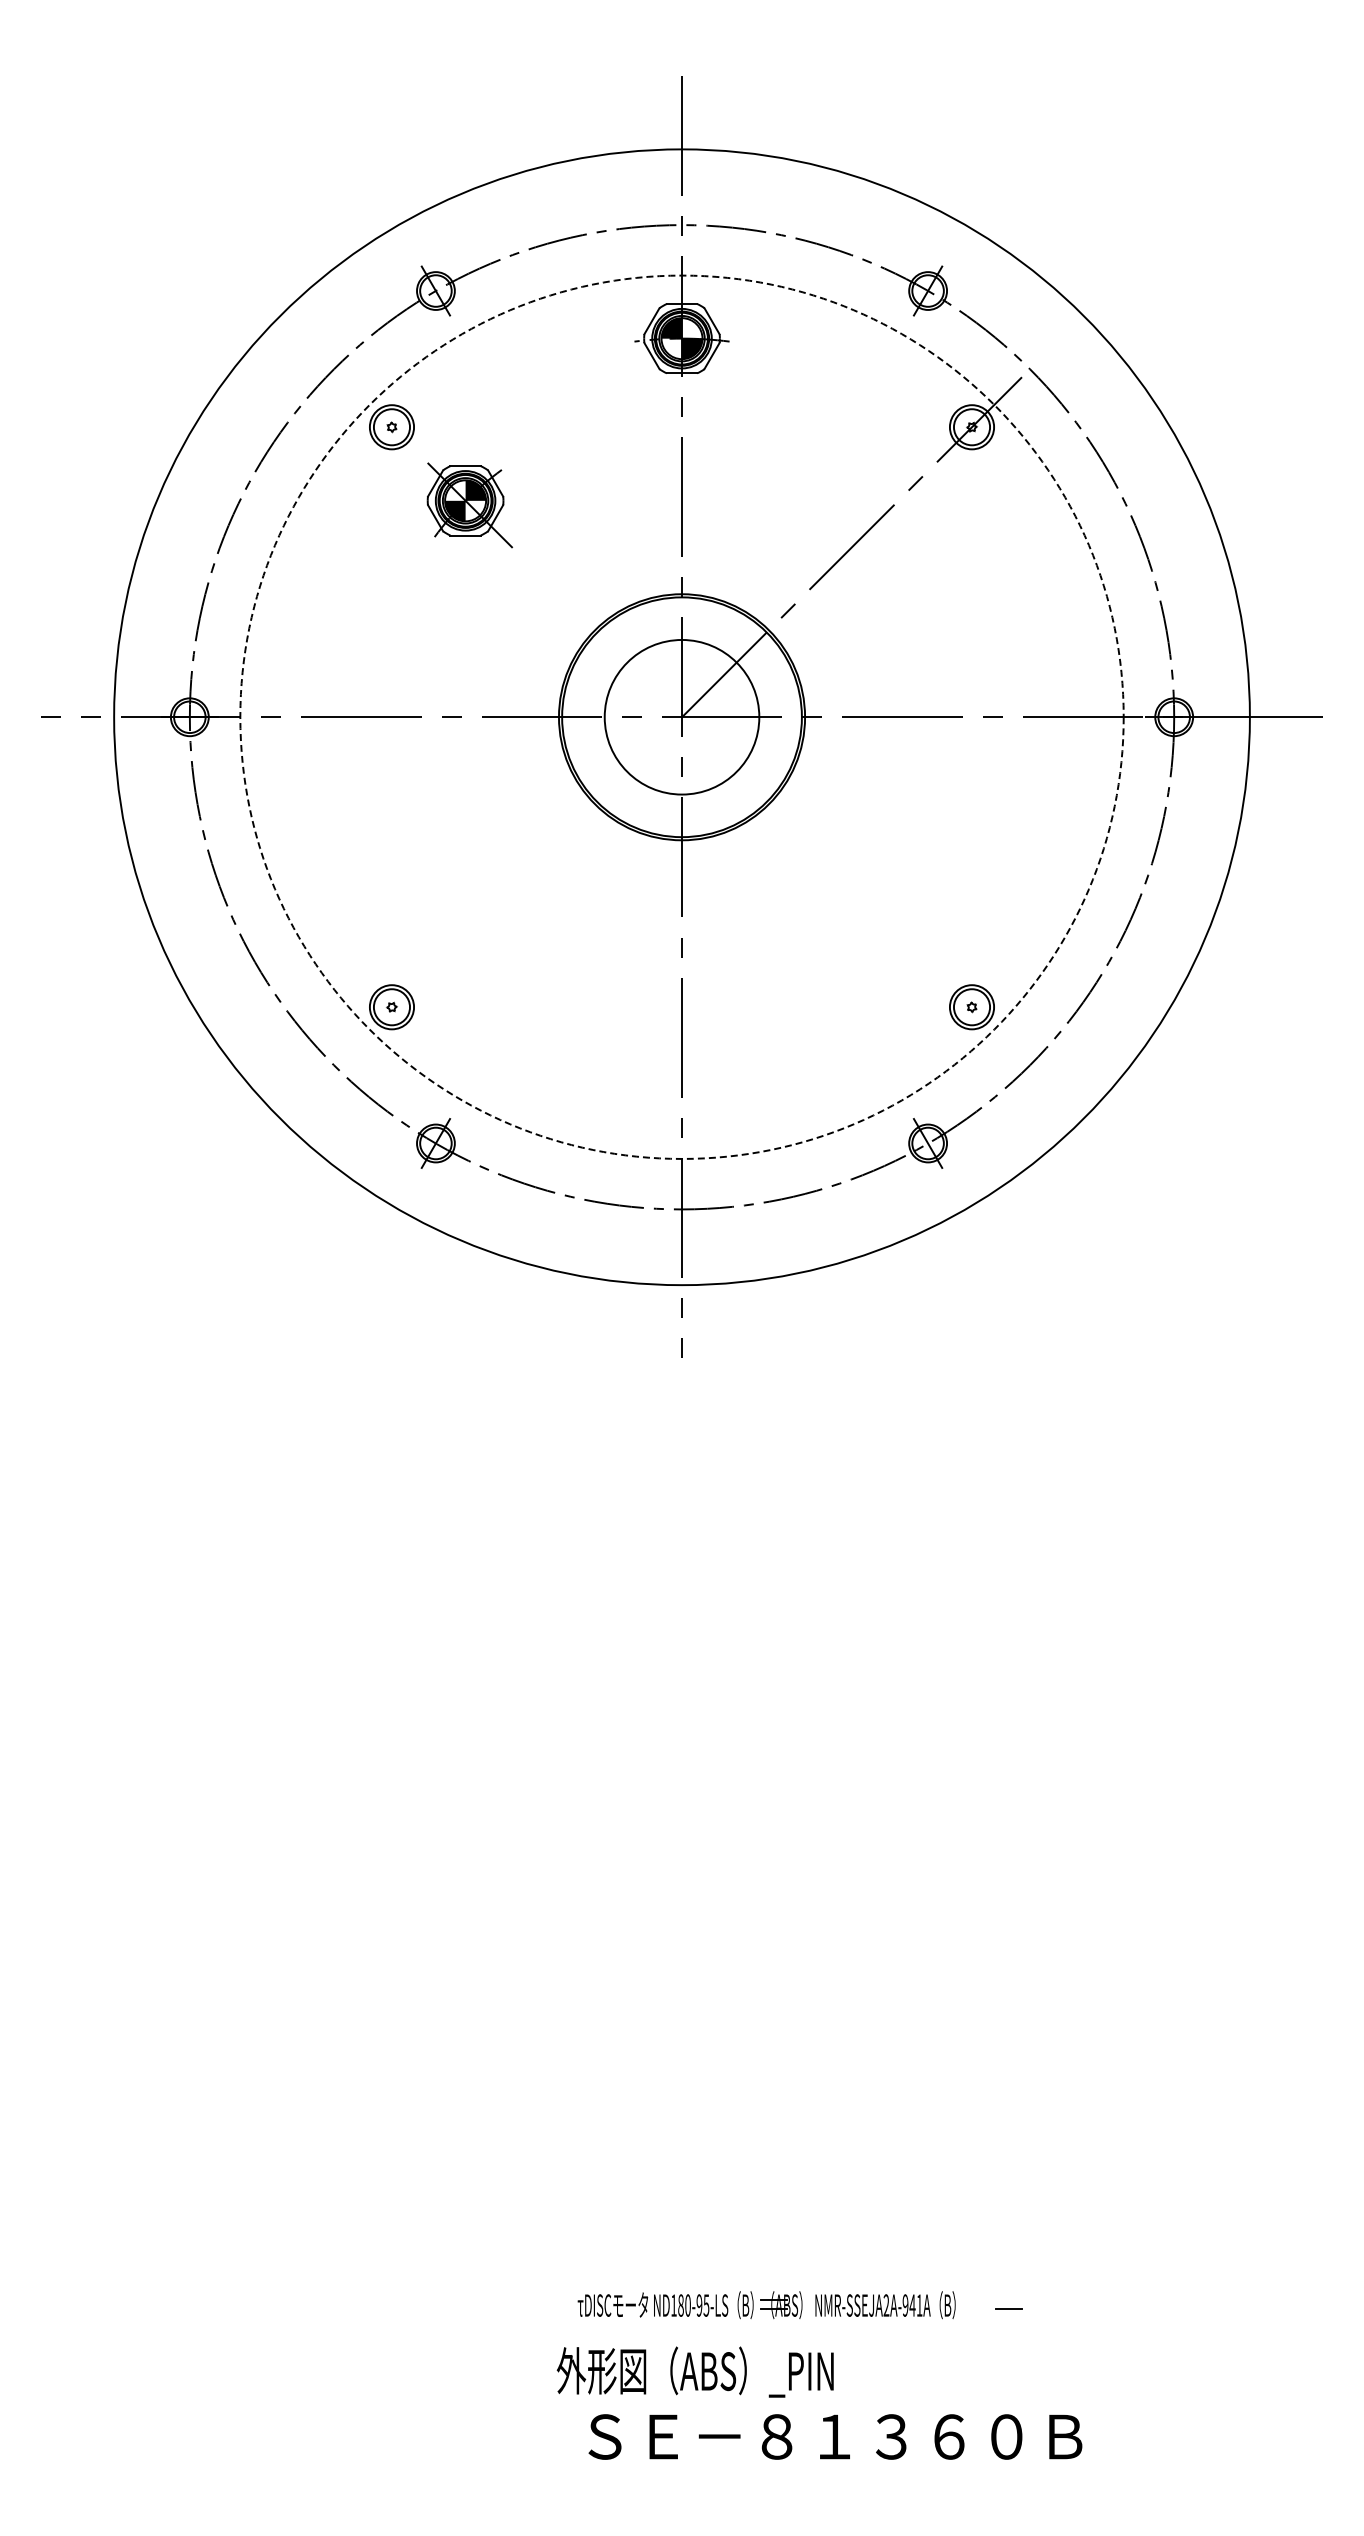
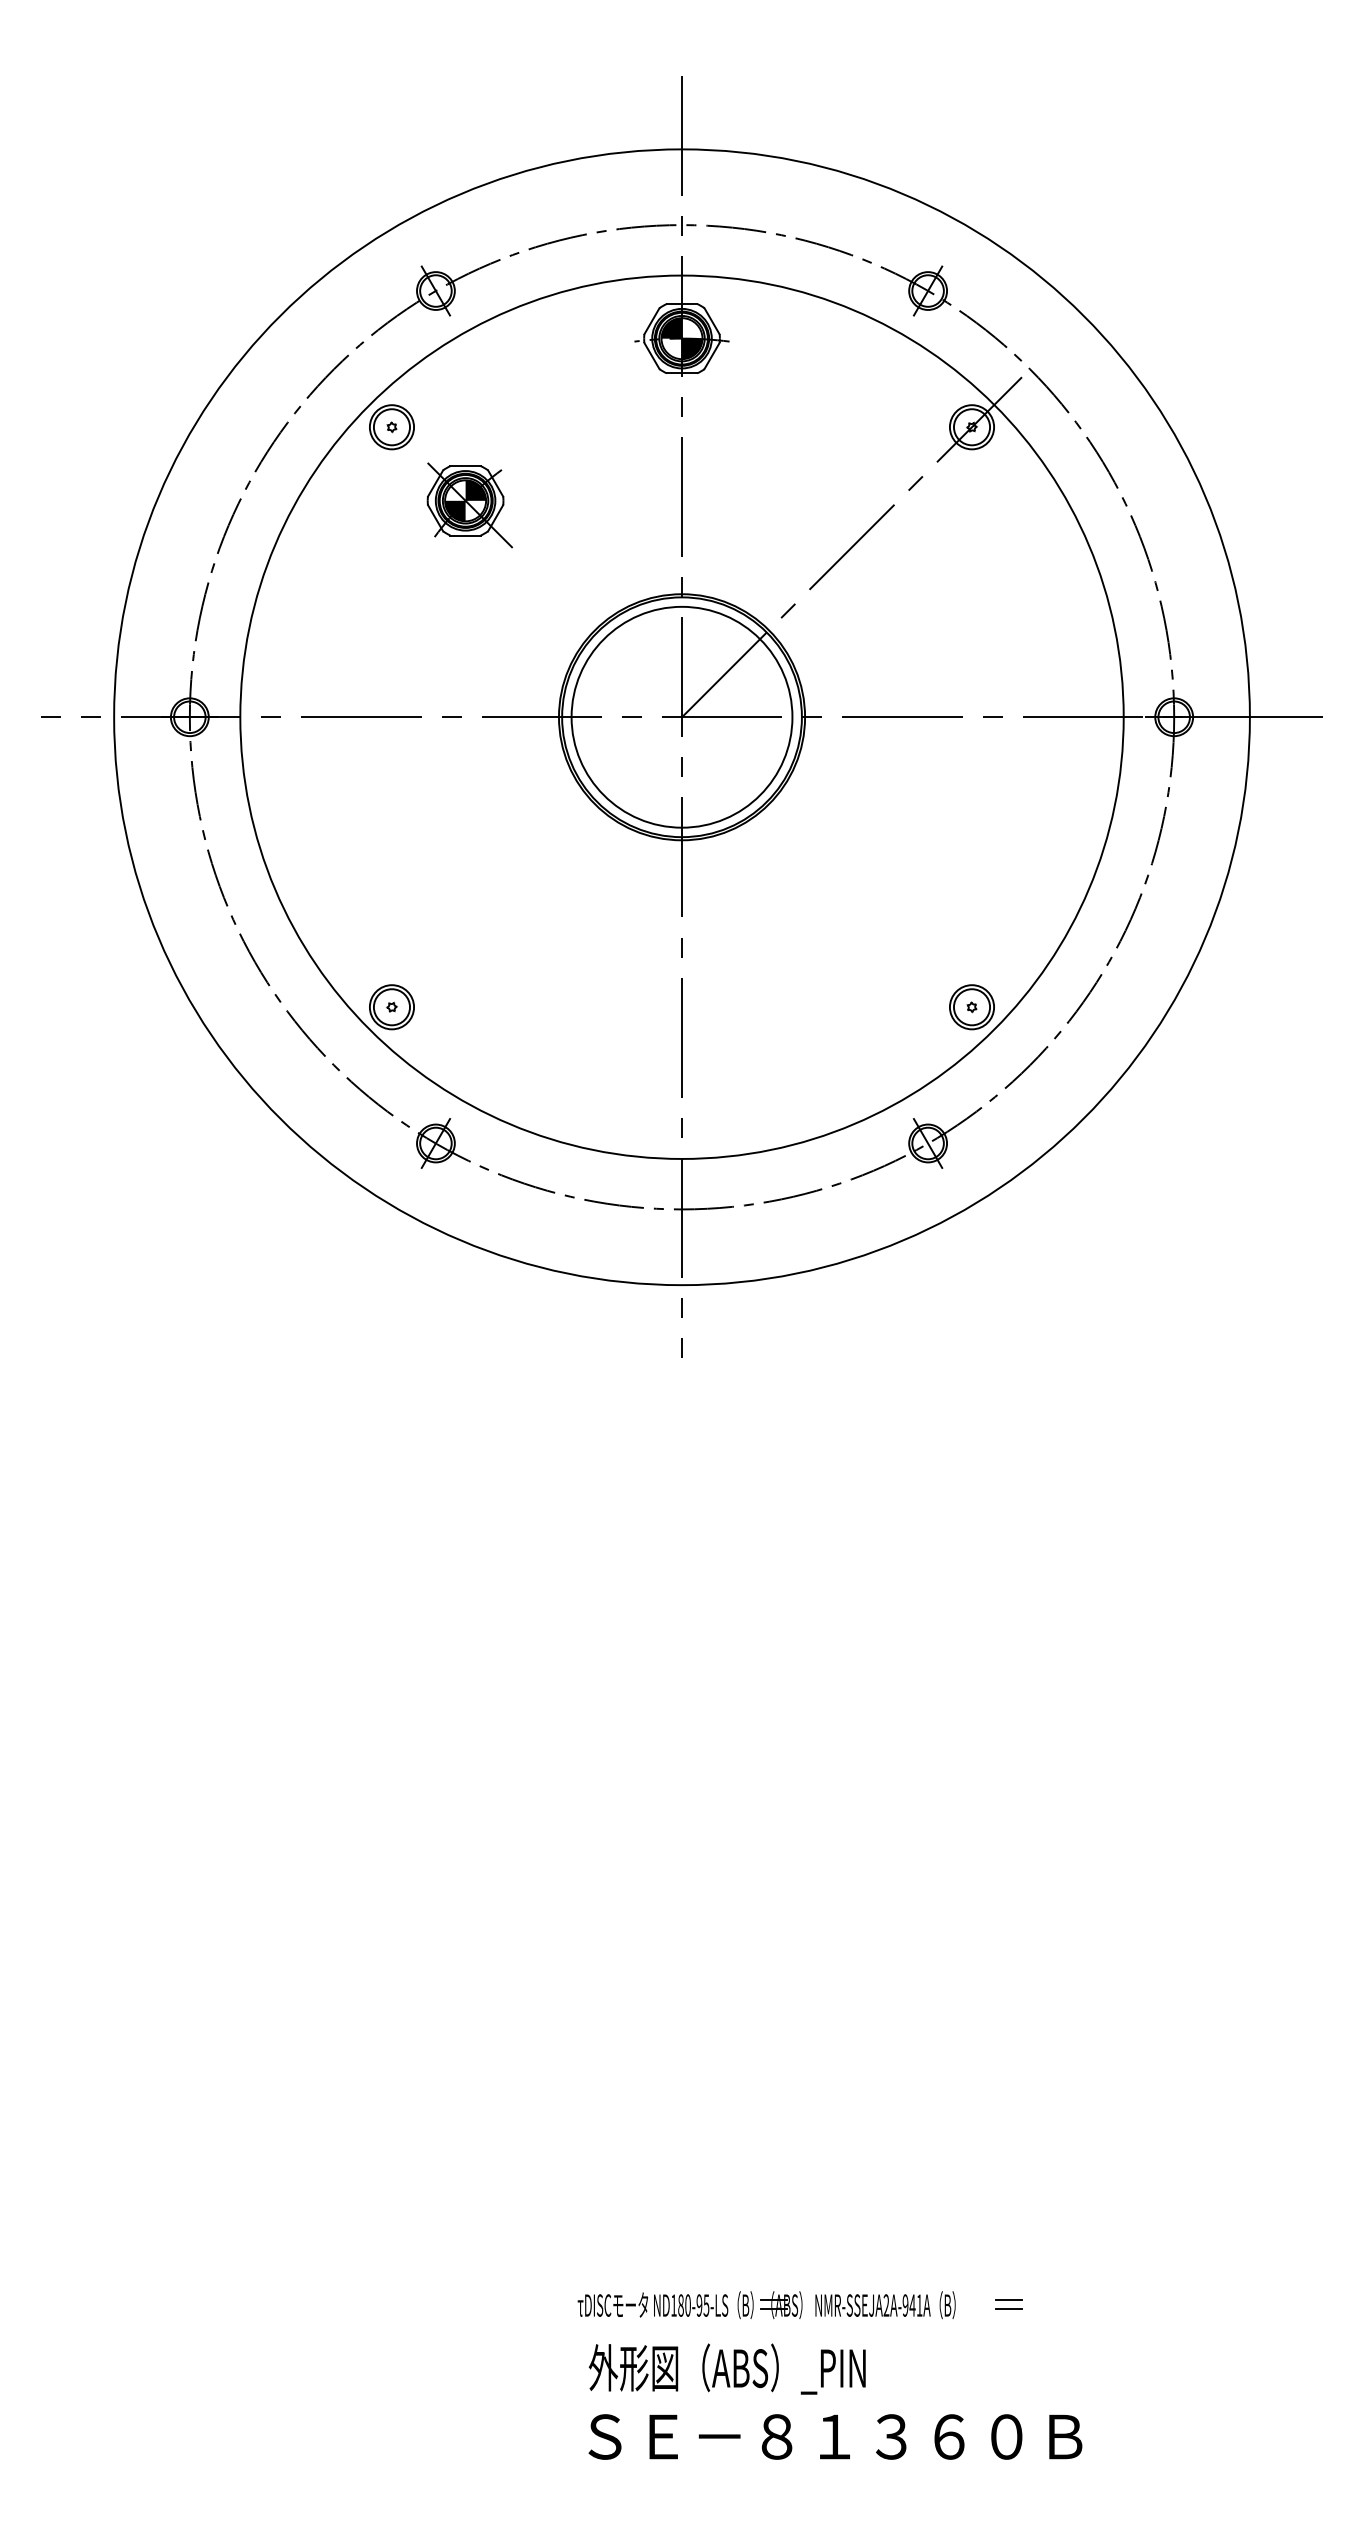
circle diameter: 155 px -> 221 px (681, 716)
circle: dashed -> solid (681, 716)
line: none -> present (1008, 2300)
text position: (694, 2371) -> (726, 2368) (726, 2368)
